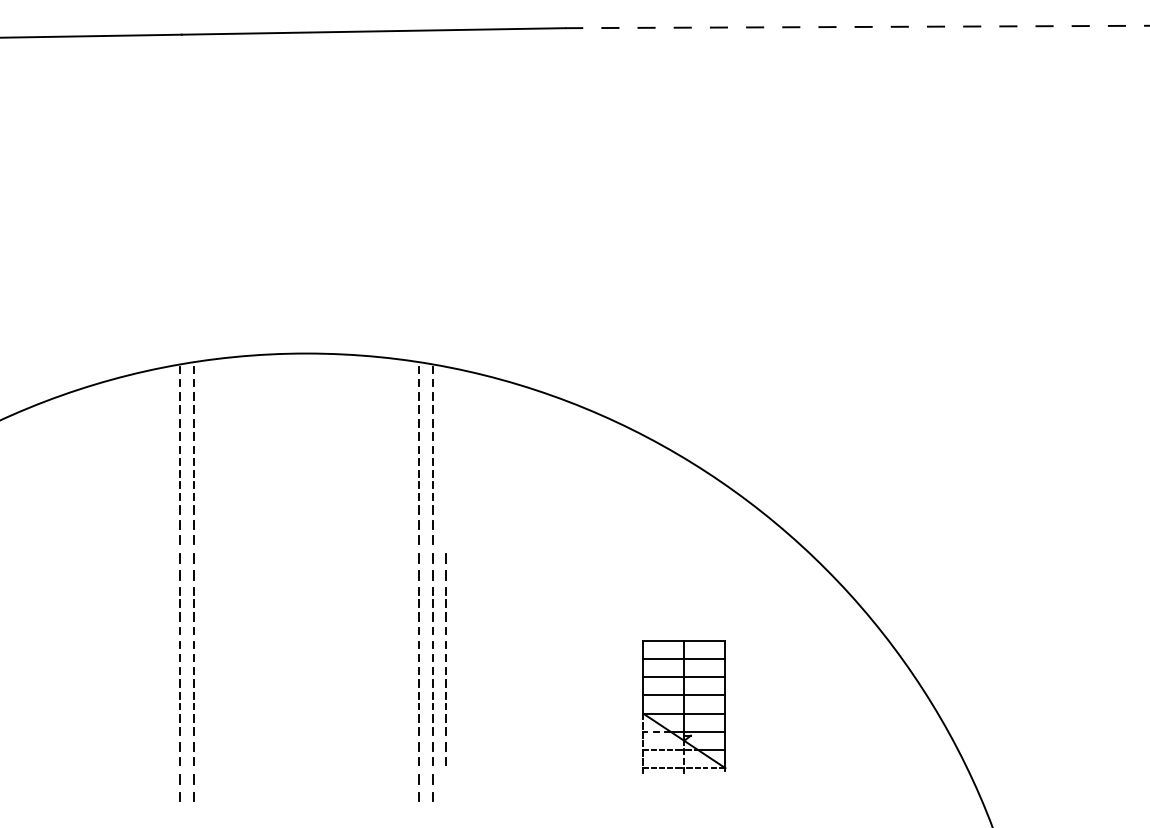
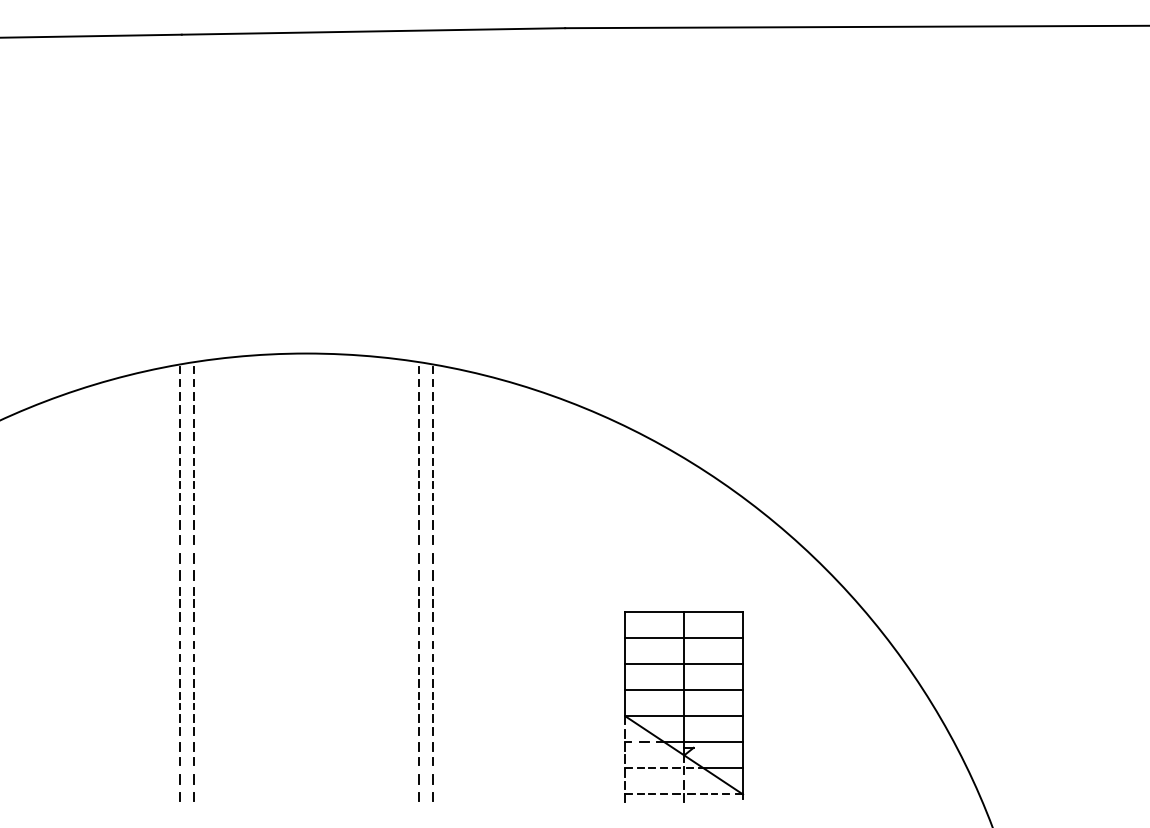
line: dashed -> solid (857, 26)
line: present -> none (445, 659)
part size: 85x134 px -> 121x192 px (684, 706)
